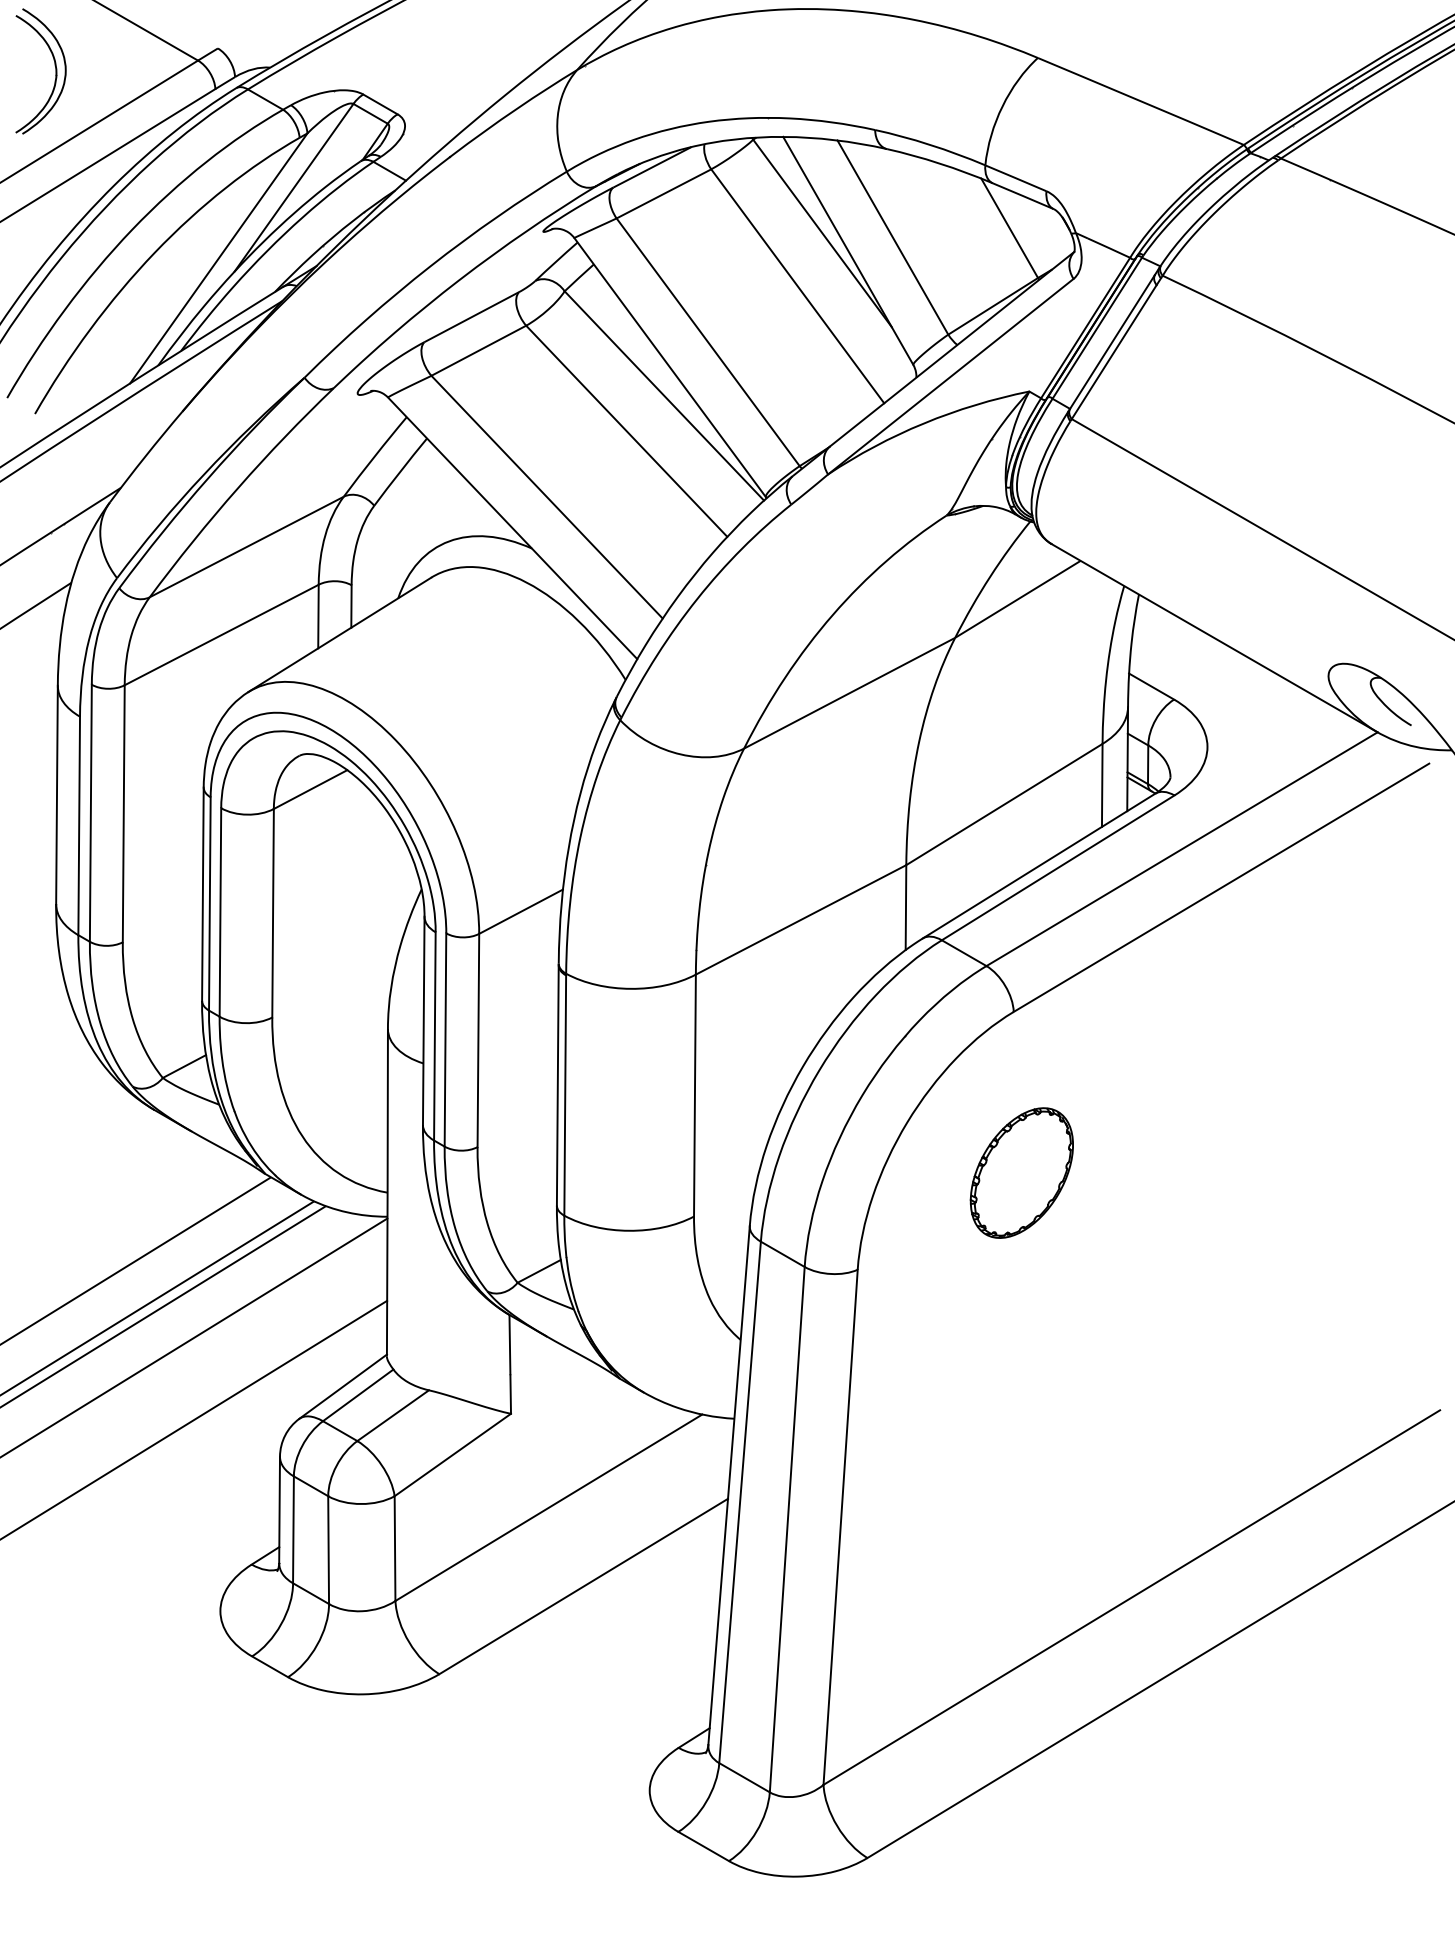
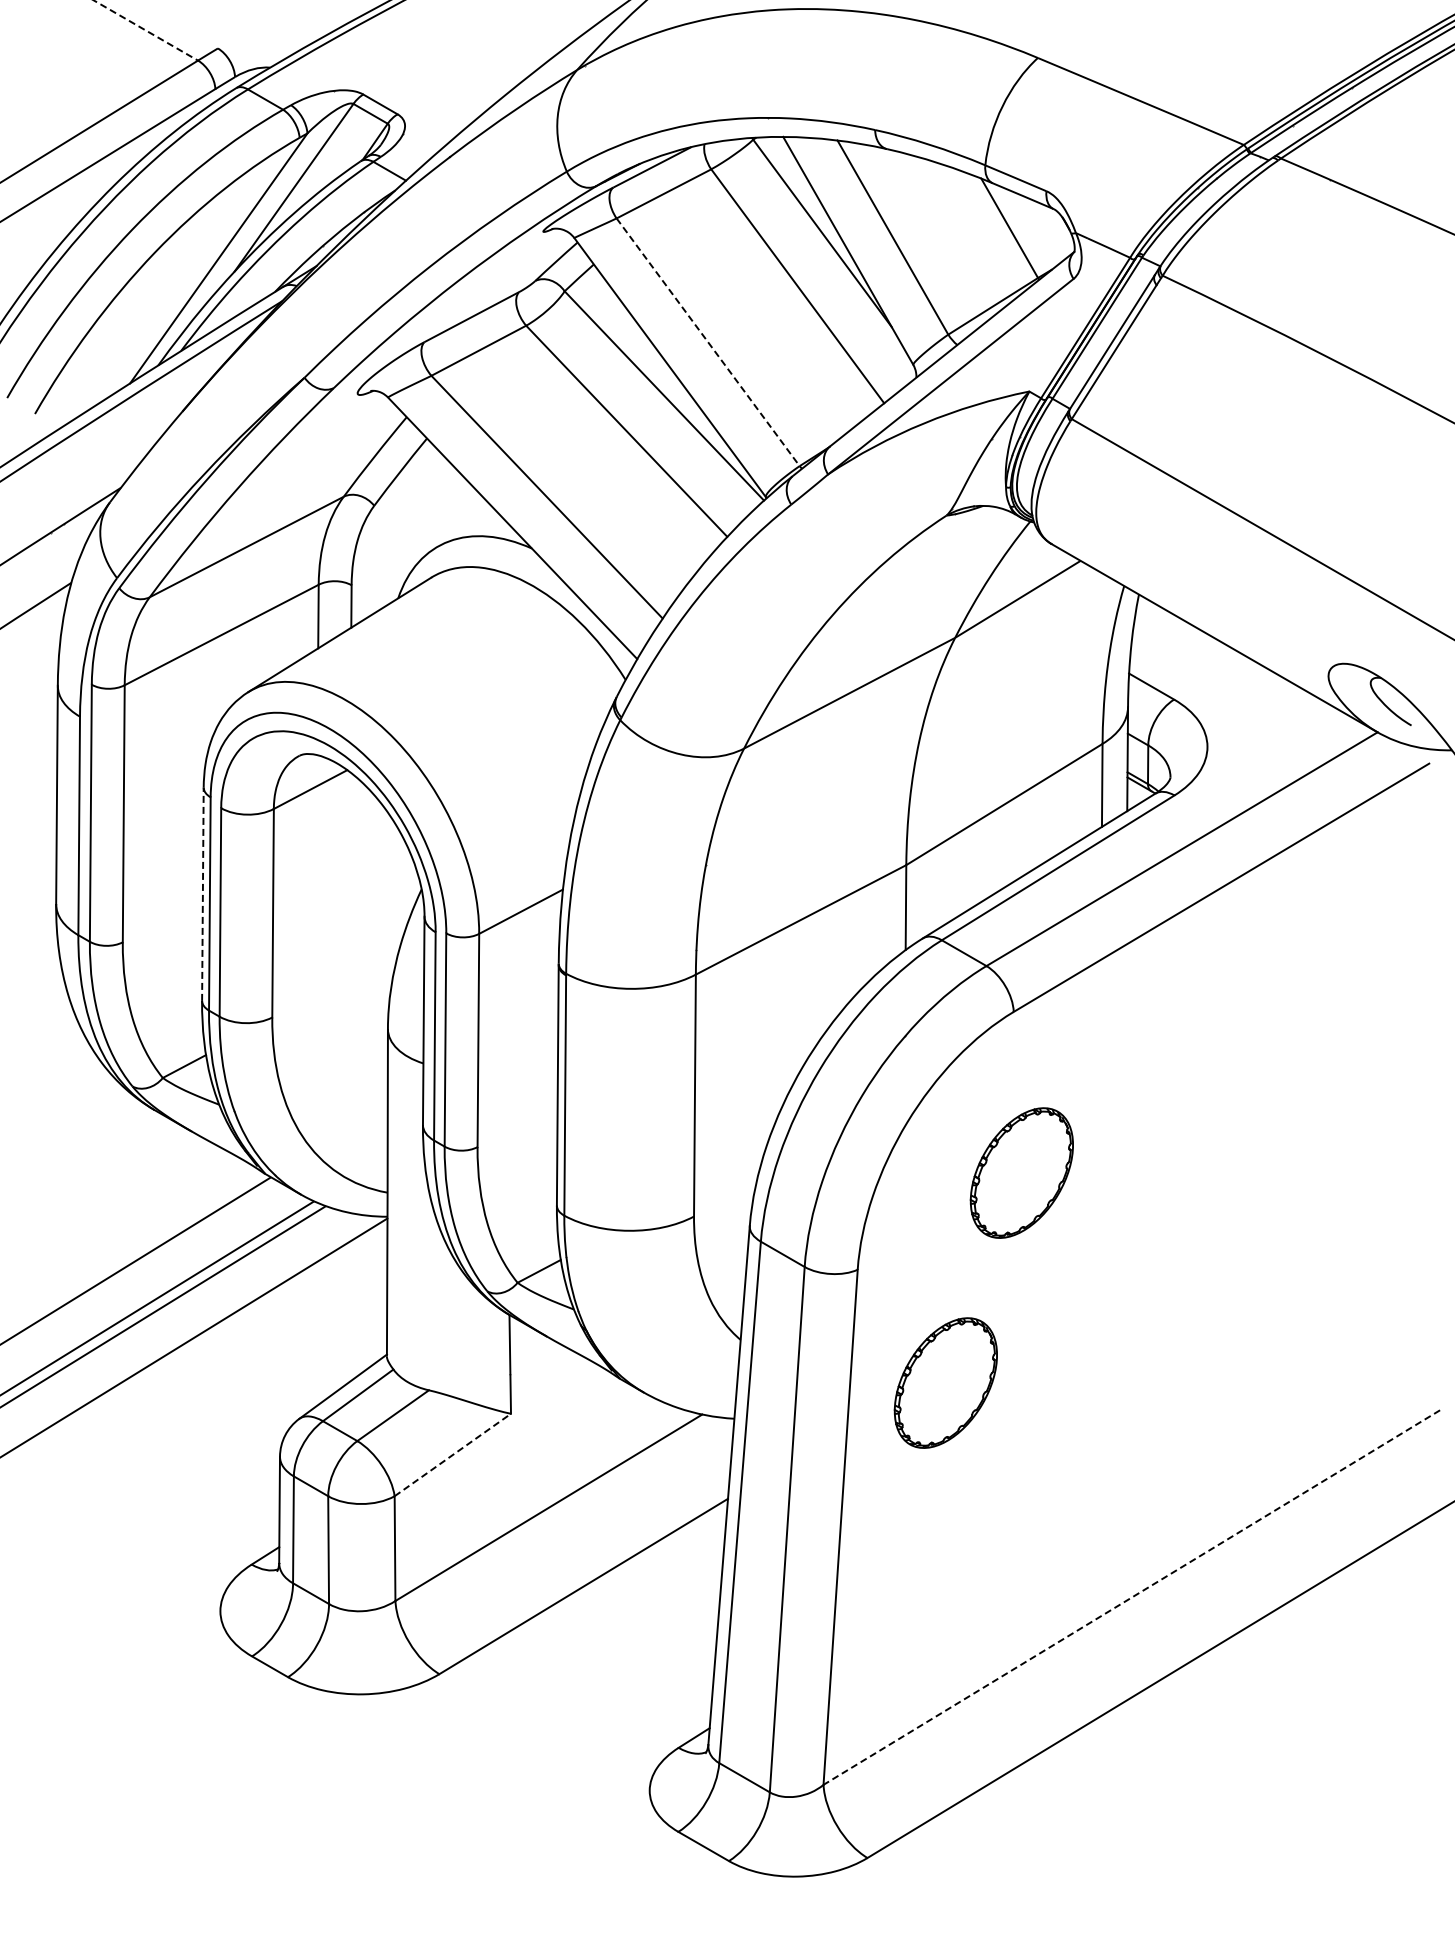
line: solid -> dashed (146, 30)
part: present -> none (55, 71)
line: solid -> dashed (708, 342)
line: solid -> dashed (202, 894)
part: none -> present (945, 1382)
line: present -> none (194, 1419)
line: solid -> dashed (453, 1454)
line: solid -> dashed (1131, 1597)
